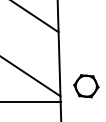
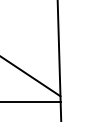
line: present -> none (35, 17)
part: present -> none (86, 86)
